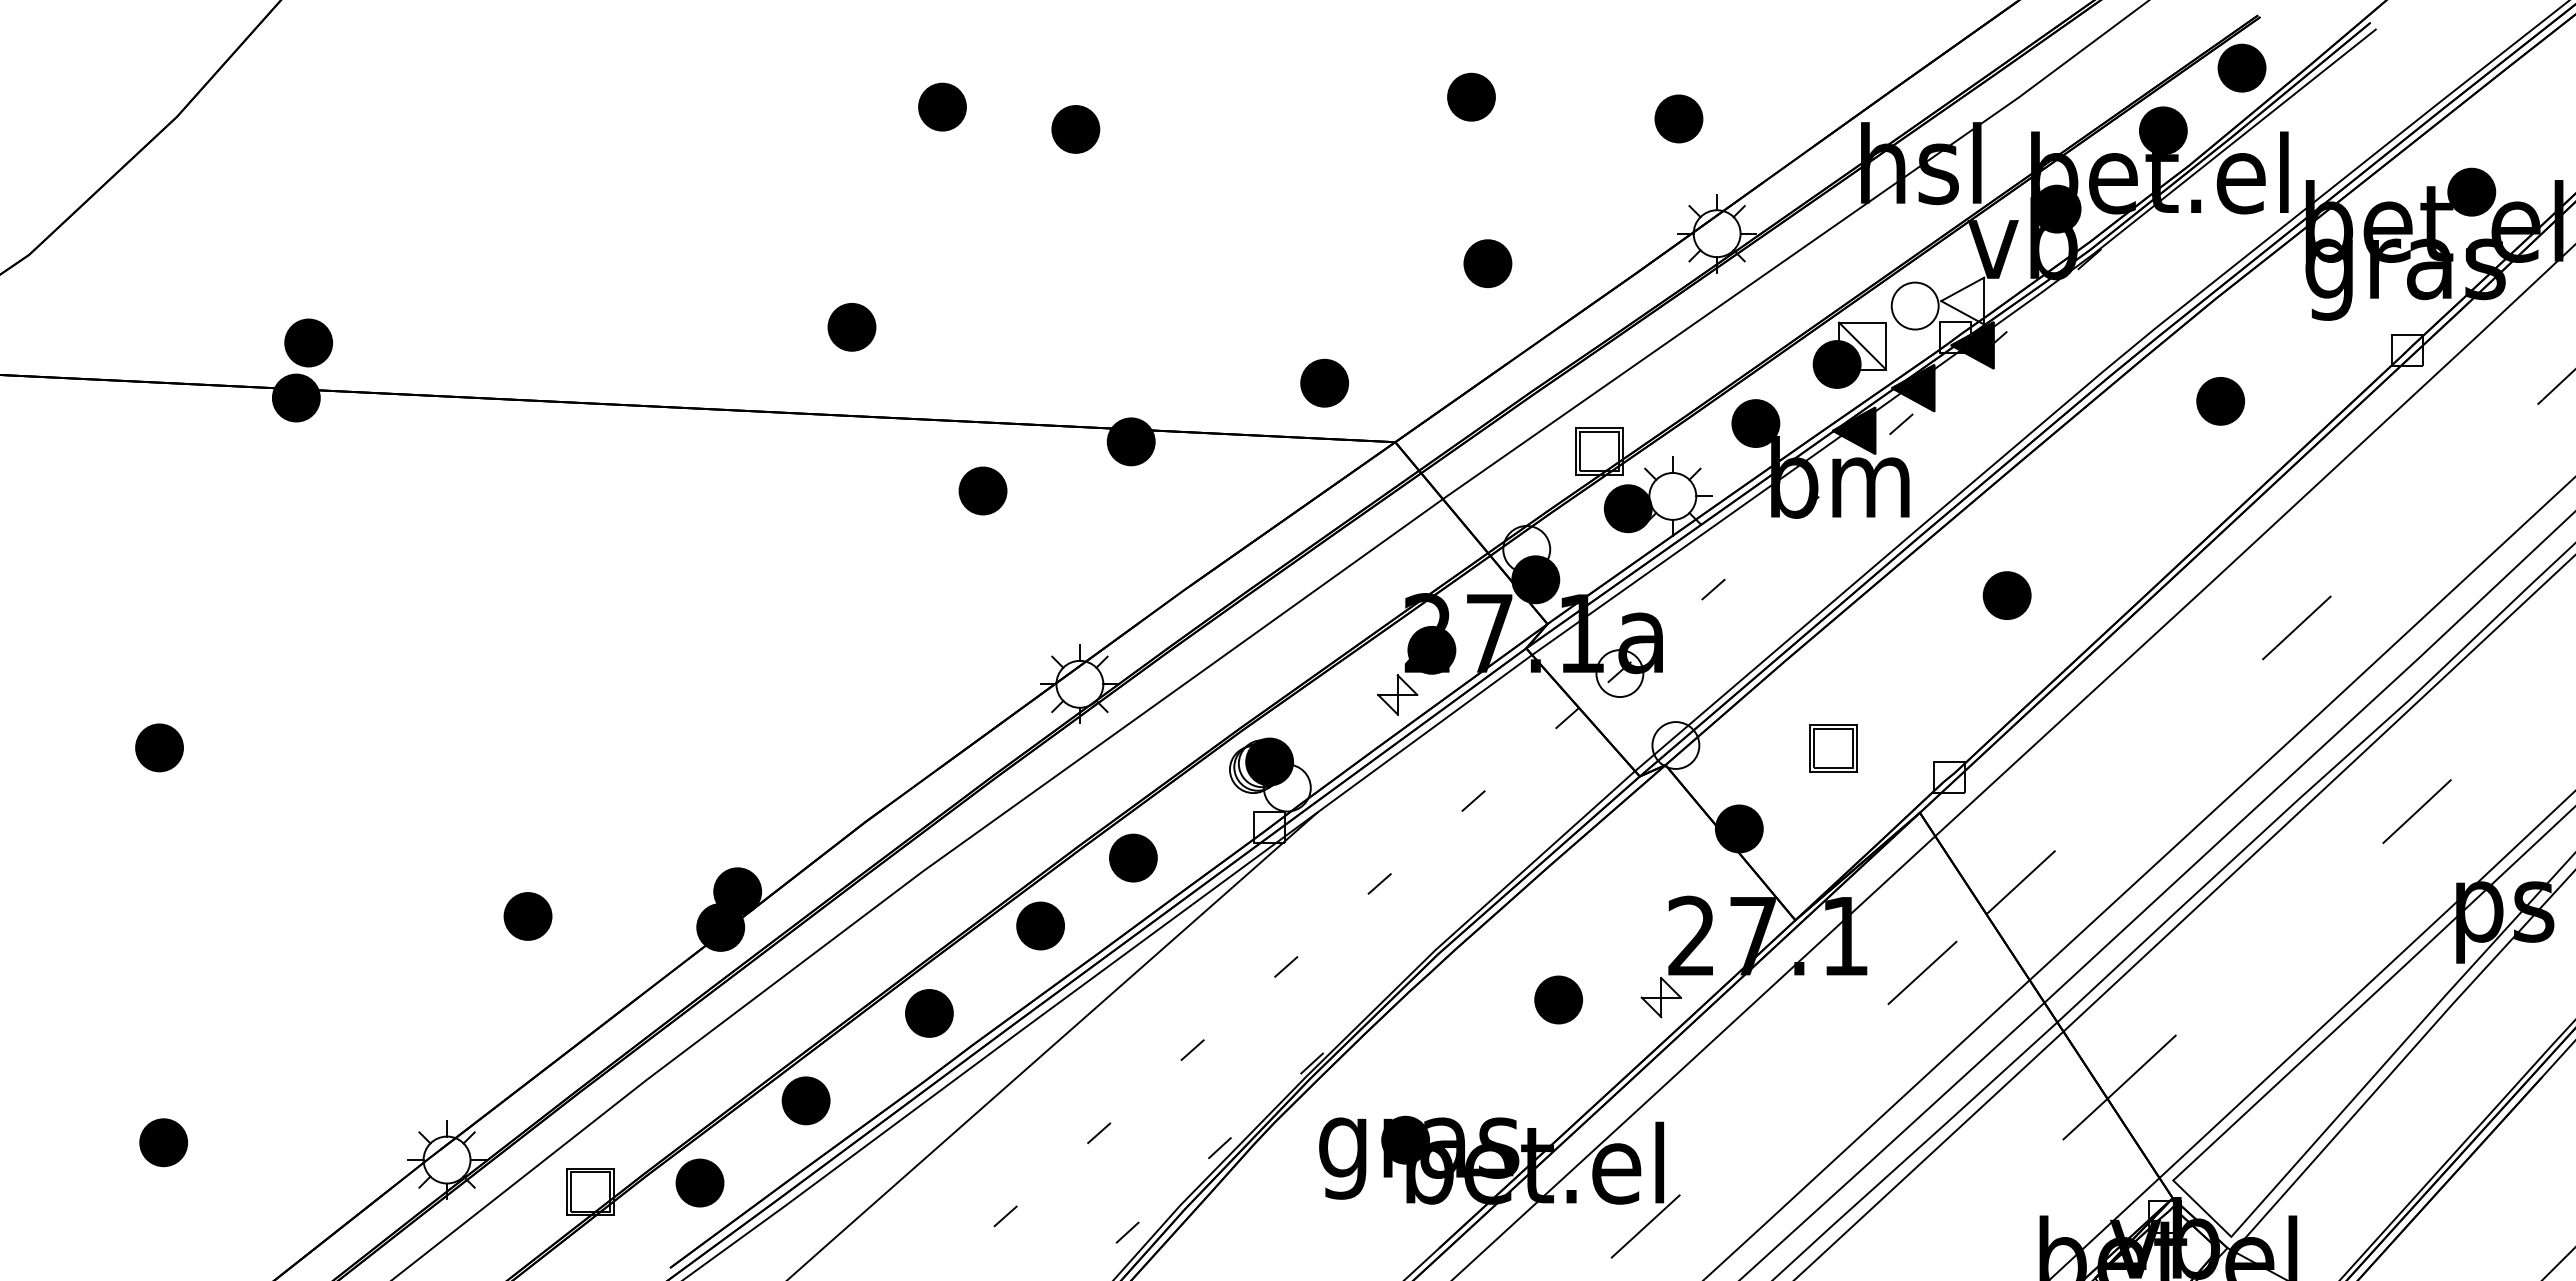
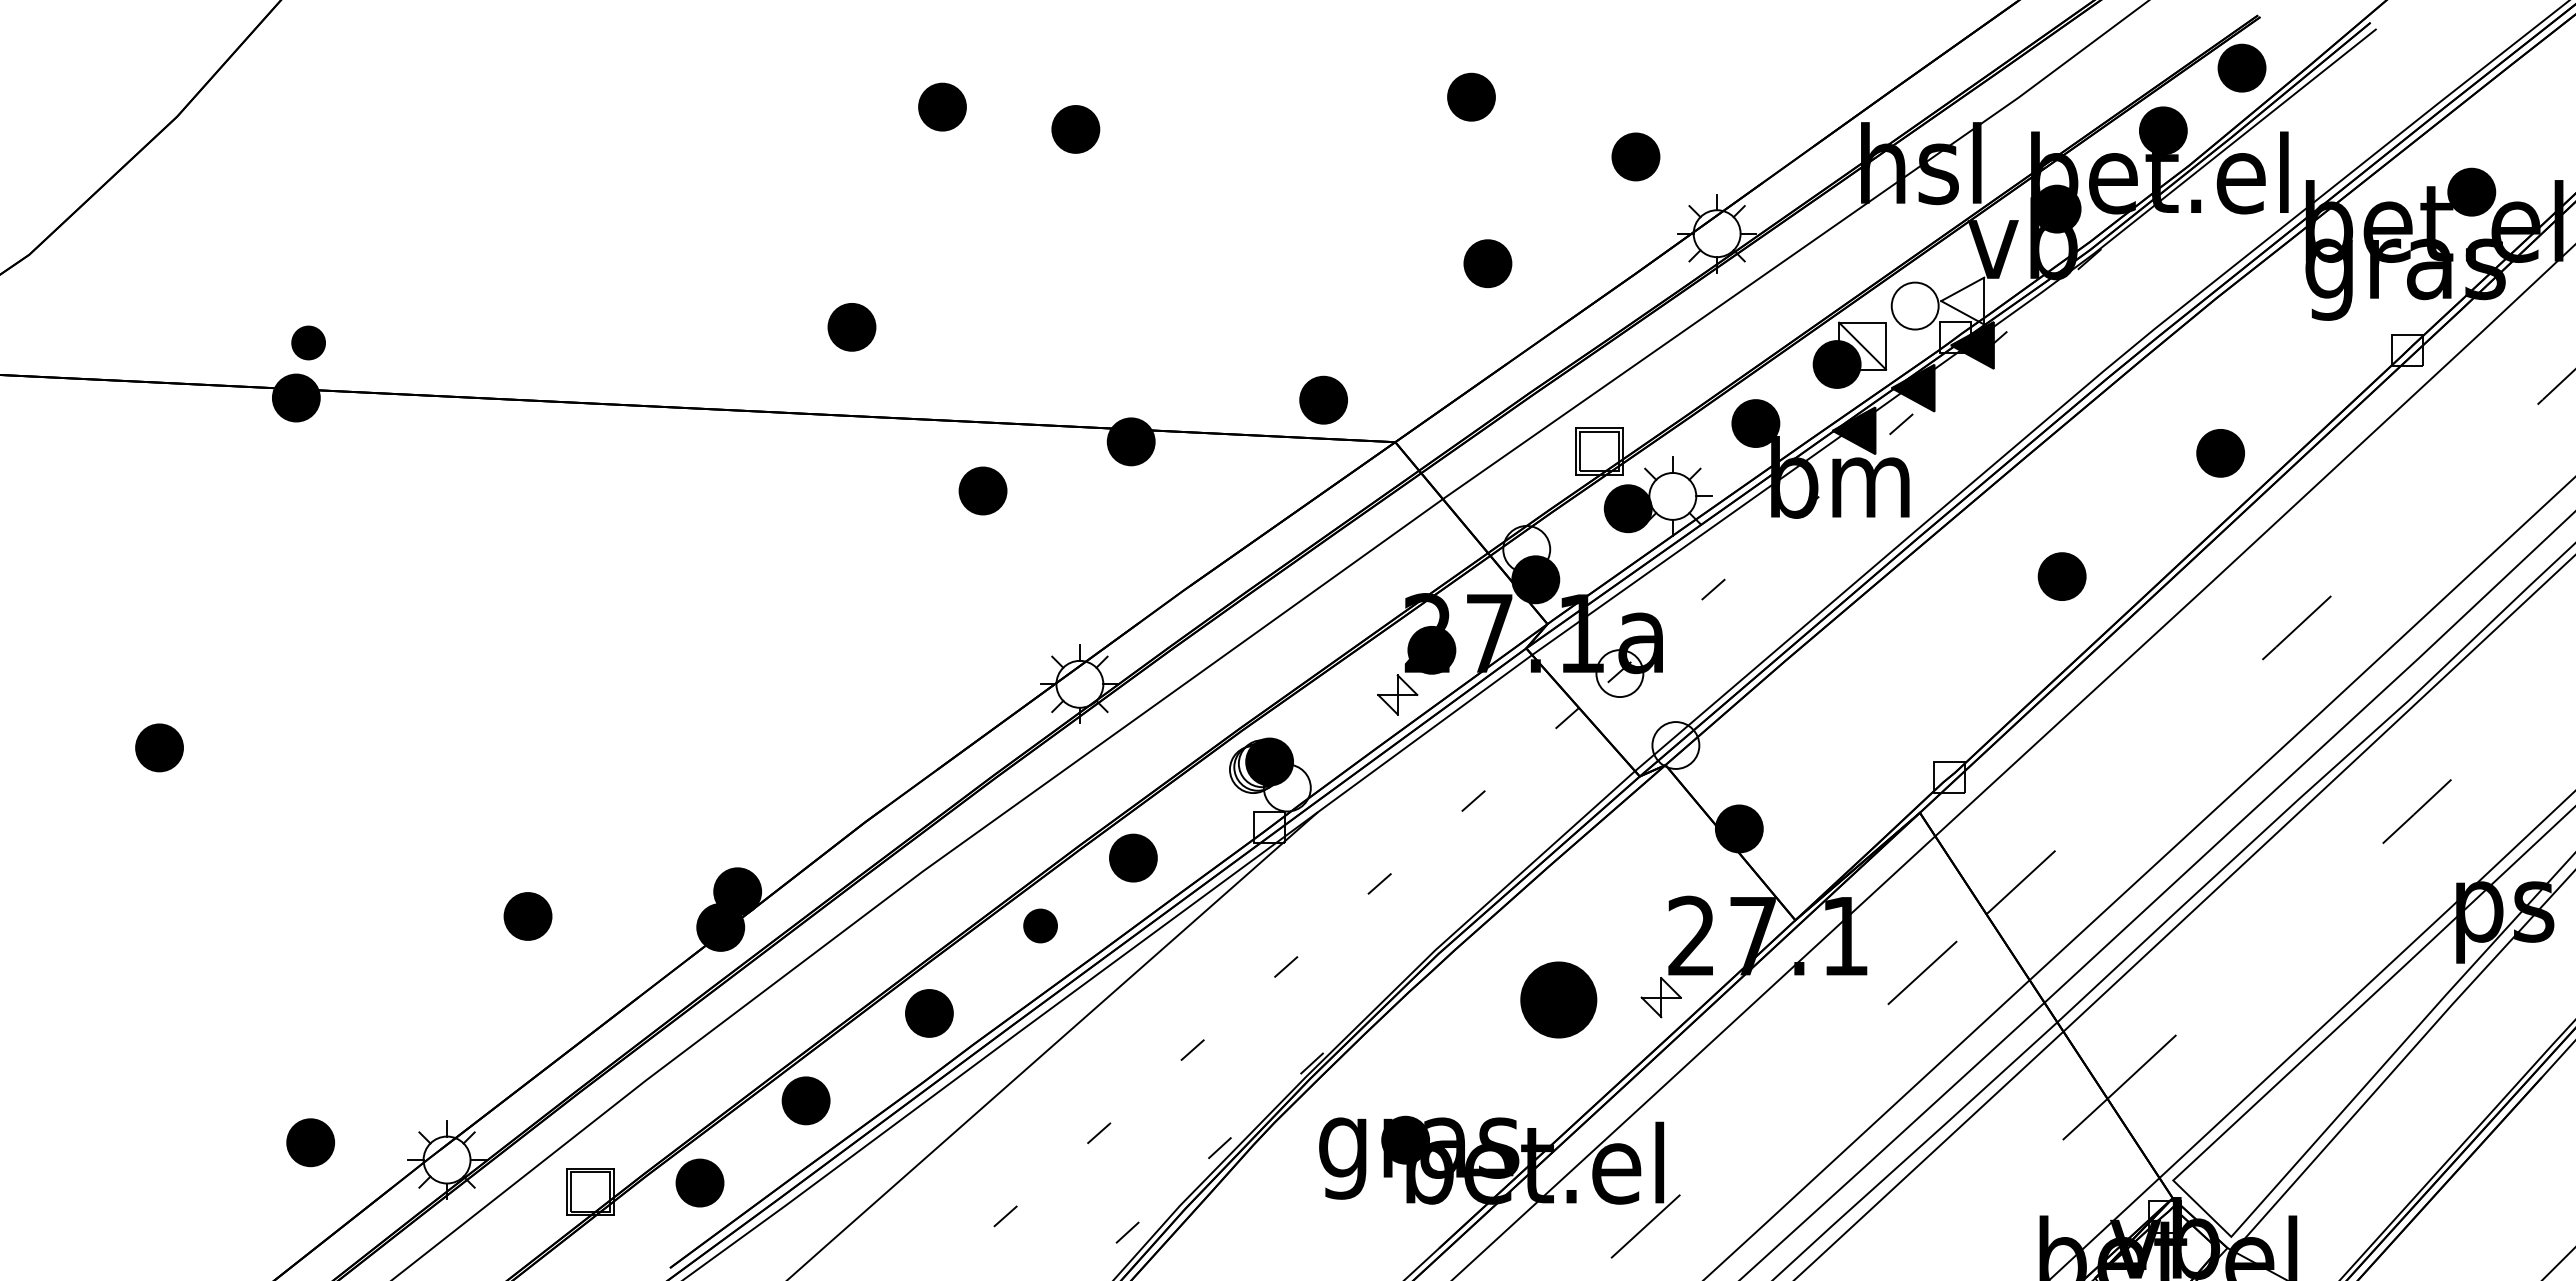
part position: (1678, 118) -> (1635, 156) (1635, 156)
part size: 49x50 px -> 35x36 px (308, 342)
part position: (1324, 382) -> (1323, 399) (1323, 399)
part position: (2220, 401) -> (2220, 453) (2220, 453)
part position: (2006, 595) -> (2061, 576) (2061, 576)
part: present -> none (1833, 748)
part size: 49x50 px -> 35x36 px (1040, 925)
part size: 49x50 px -> 78x78 px (1558, 999)
part position: (163, 1142) -> (310, 1142) (310, 1142)
